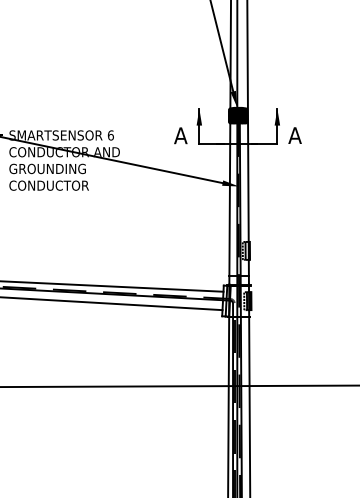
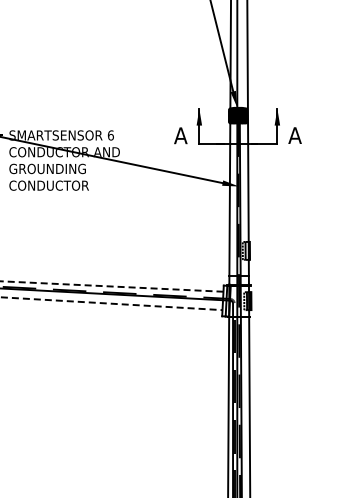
line: solid -> dashed (111, 286)
line: solid -> dashed (111, 303)
line: present -> none (179, 386)
